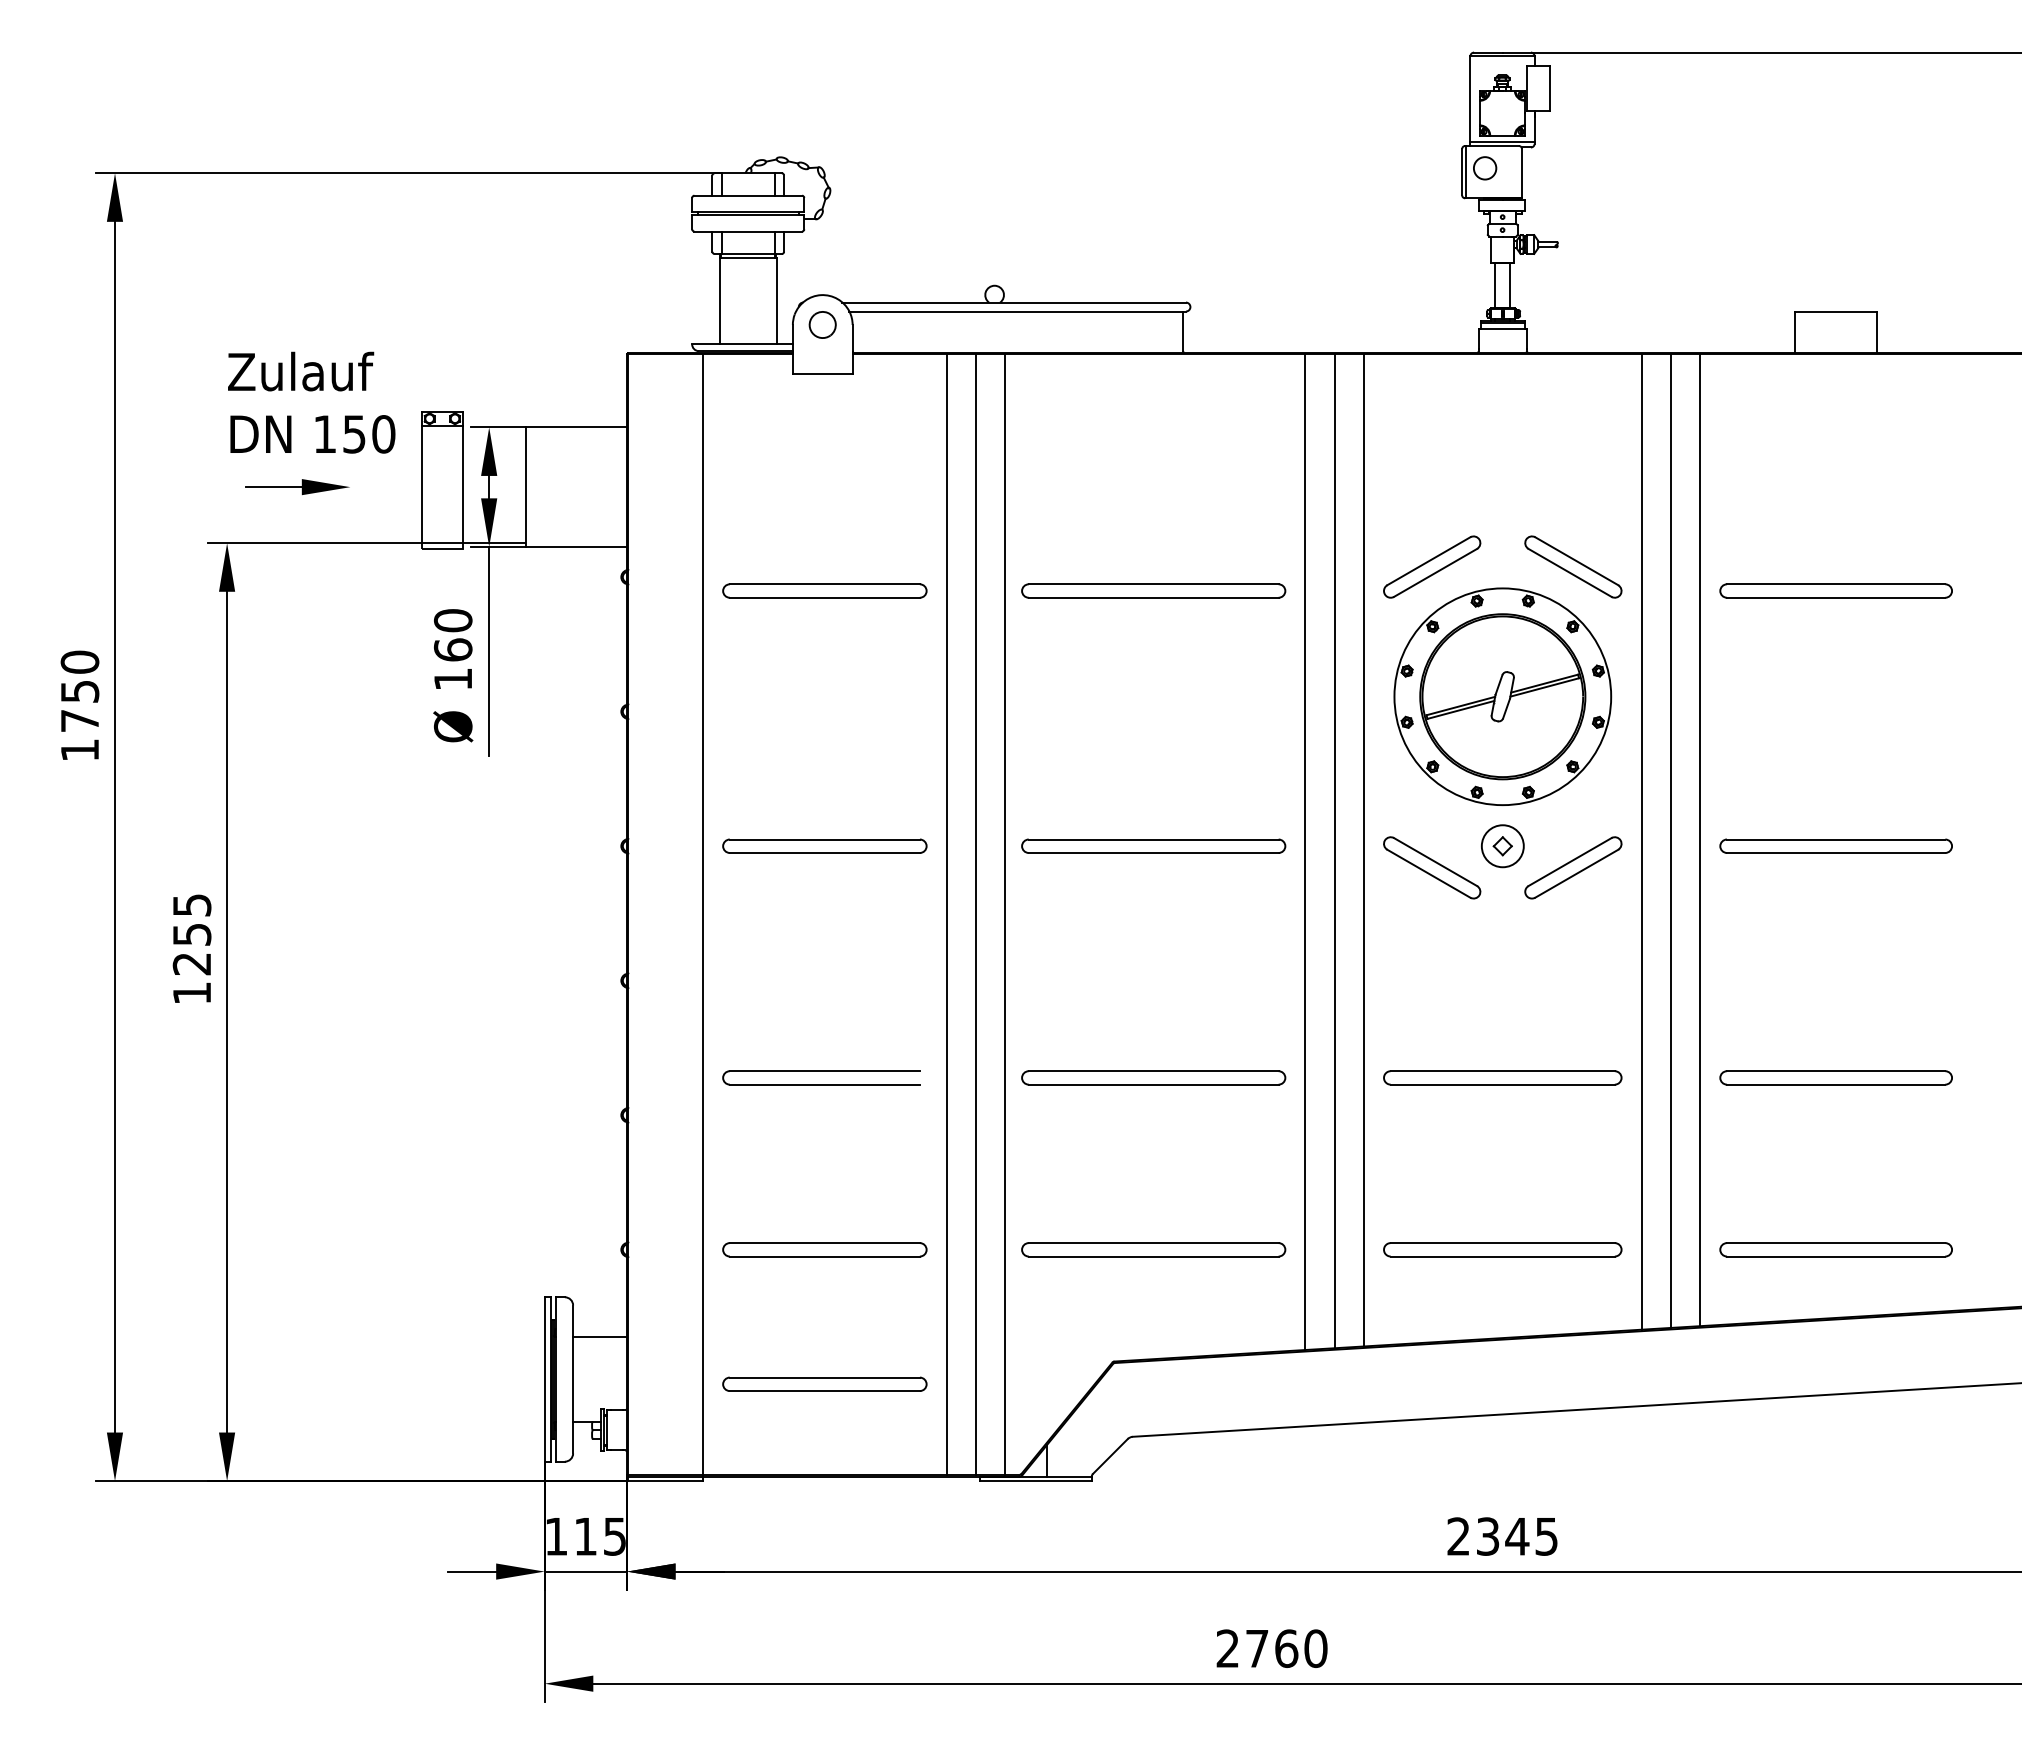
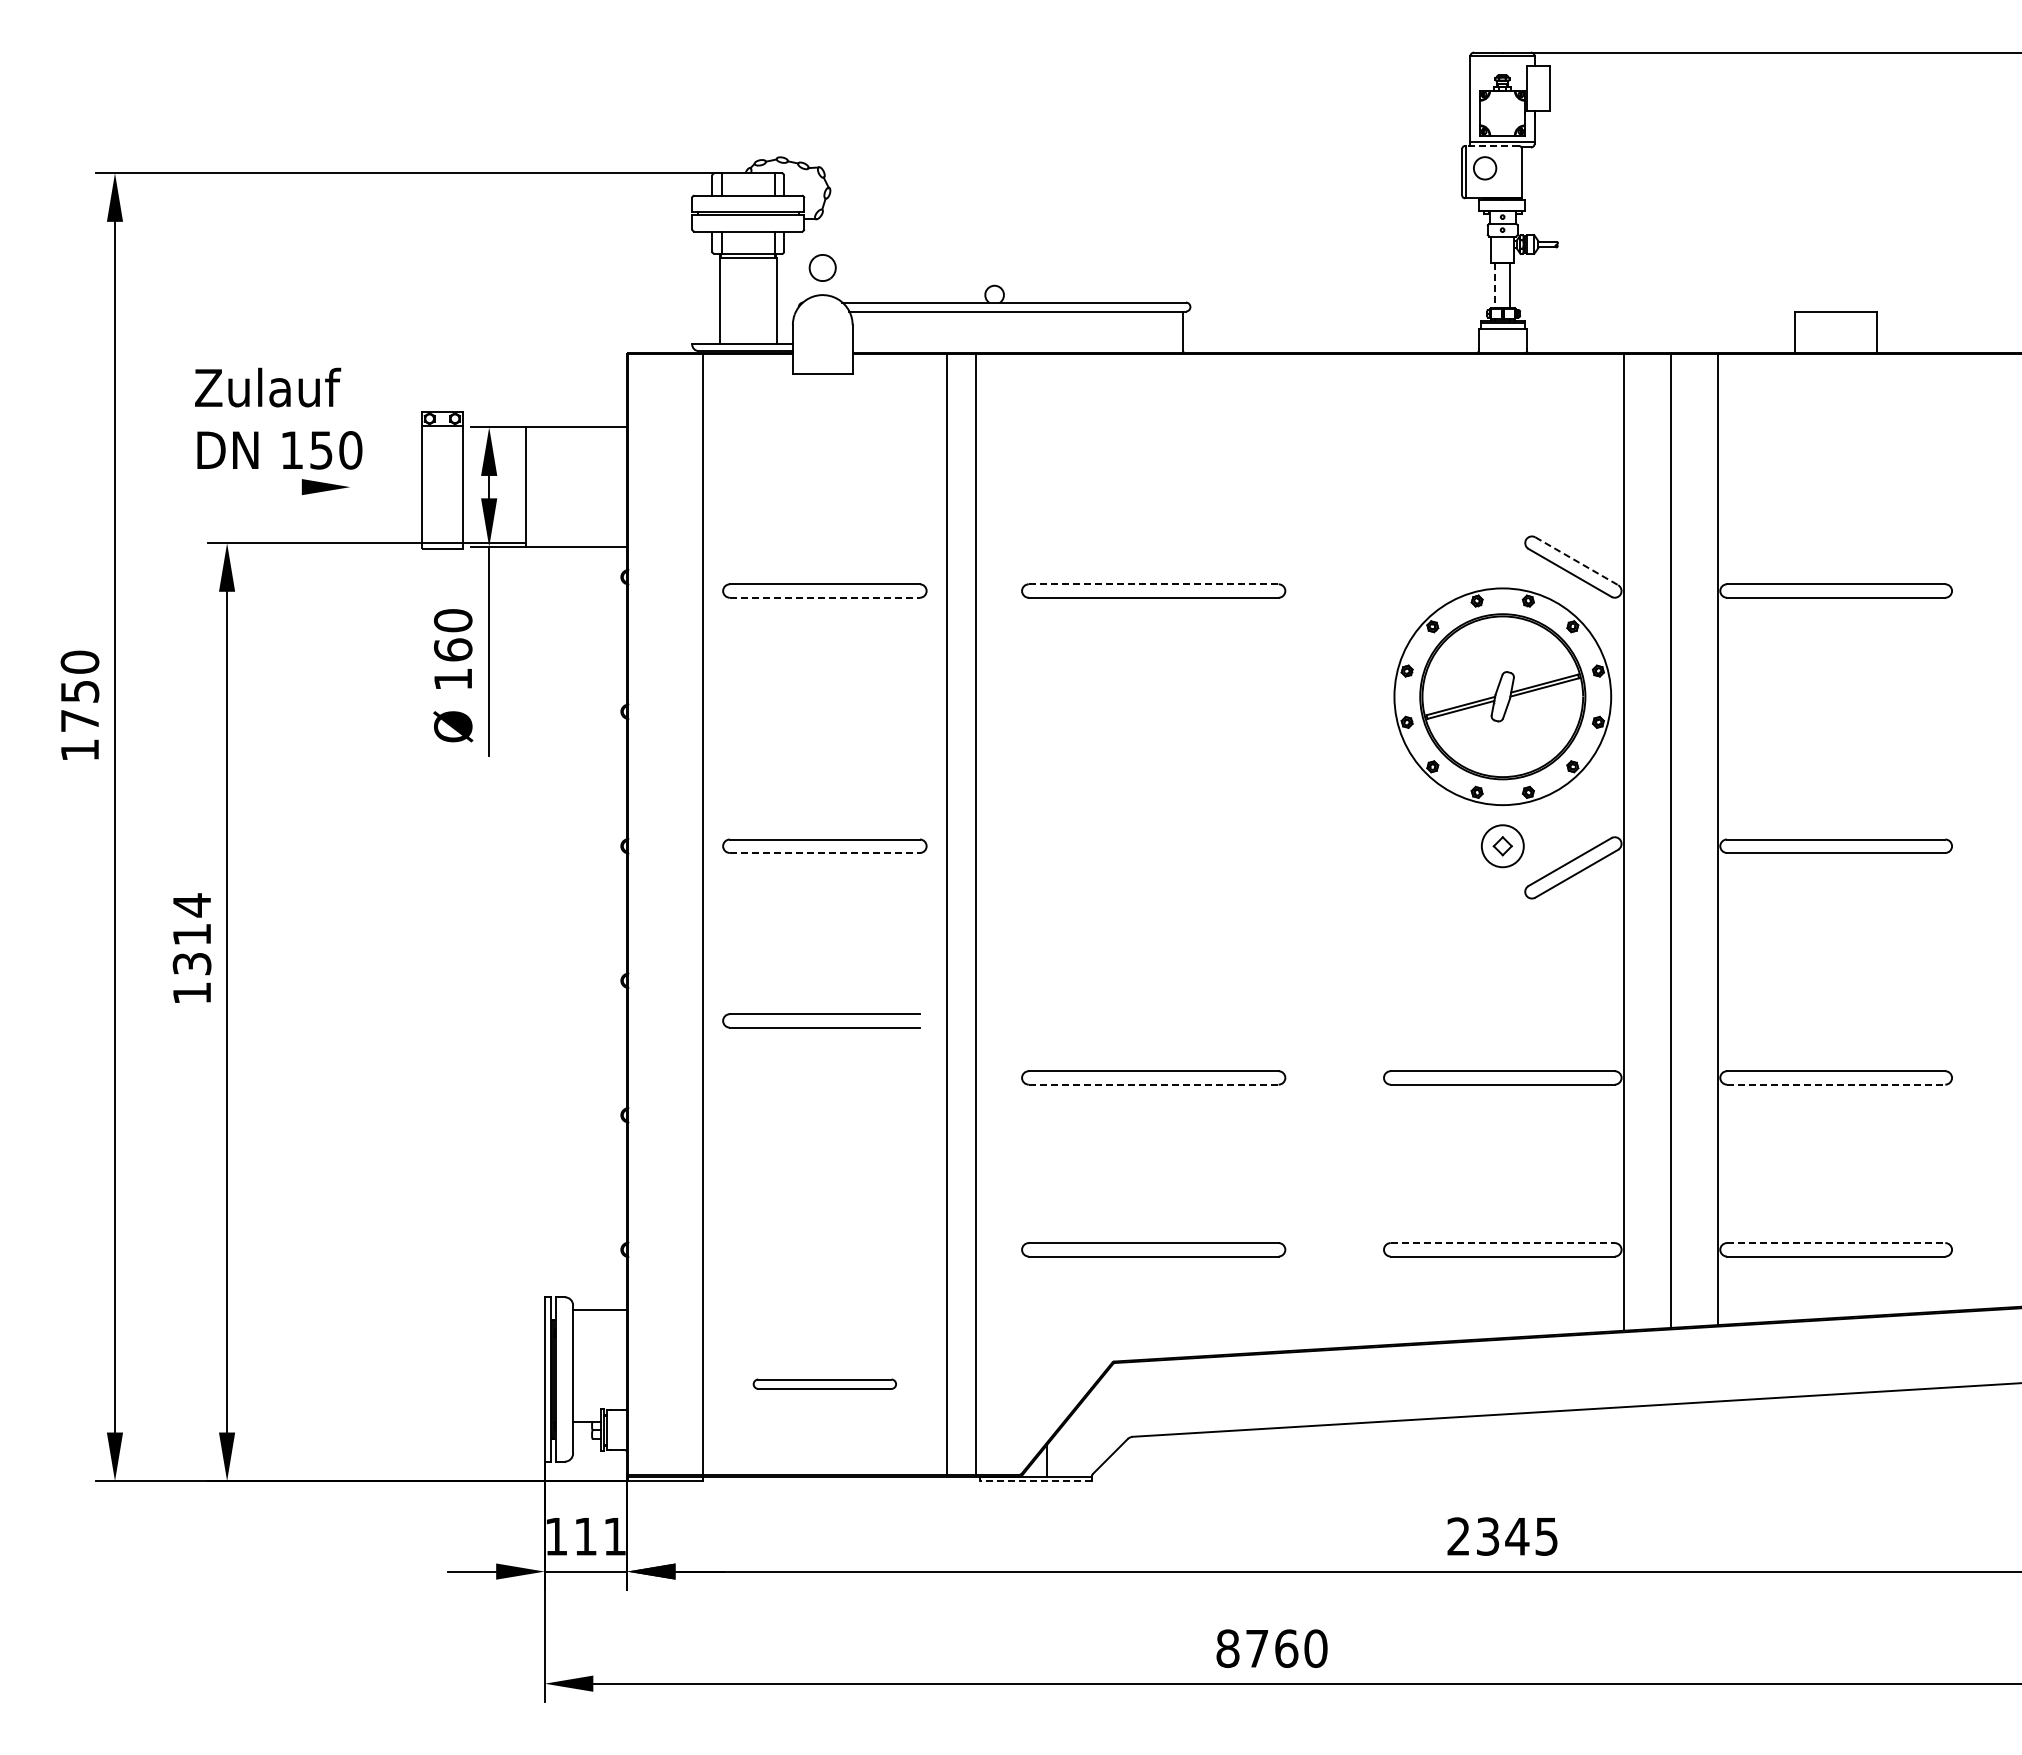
line: solid -> dashed (1492, 146)
line: solid -> dashed (1495, 285)
part position: (822, 324) -> (822, 267) (822, 267)
text position: (311, 402) -> (278, 418) (278, 418)
line: present -> none (273, 487)
line: solid -> dashed (1576, 561)
part: present -> none (1432, 566)
line: solid -> dashed (1153, 584)
line: solid -> dashed (825, 597)
line position: (1700, 840) -> (1718, 840) (1718, 840)
line position: (1641, 841) -> (1623, 841) (1623, 841)
part: present -> none (1153, 845)
line: present -> none (1364, 850)
line: present -> none (1334, 851)
line: solid -> dashed (825, 852)
line: present -> none (1305, 852)
part: present -> none (1432, 867)
line: present -> none (1005, 914)
text: 1255 -> 1314 (192, 934)
part position: (821, 1077) -> (821, 1020) (821, 1020)
line: solid -> dashed (1153, 1084)
line: solid -> dashed (1836, 1084)
line: solid -> dashed (1503, 1243)
line: solid -> dashed (1836, 1243)
part: present -> none (824, 1249)
line position: (599, 1336) -> (599, 1309) (599, 1309)
part size: 206x16 px -> 145x12 px (824, 1383)
line: solid -> dashed (1035, 1481)
text: 115 -> 111 (614, 1536)
text: 2760 -> 8760 (1227, 1648)
